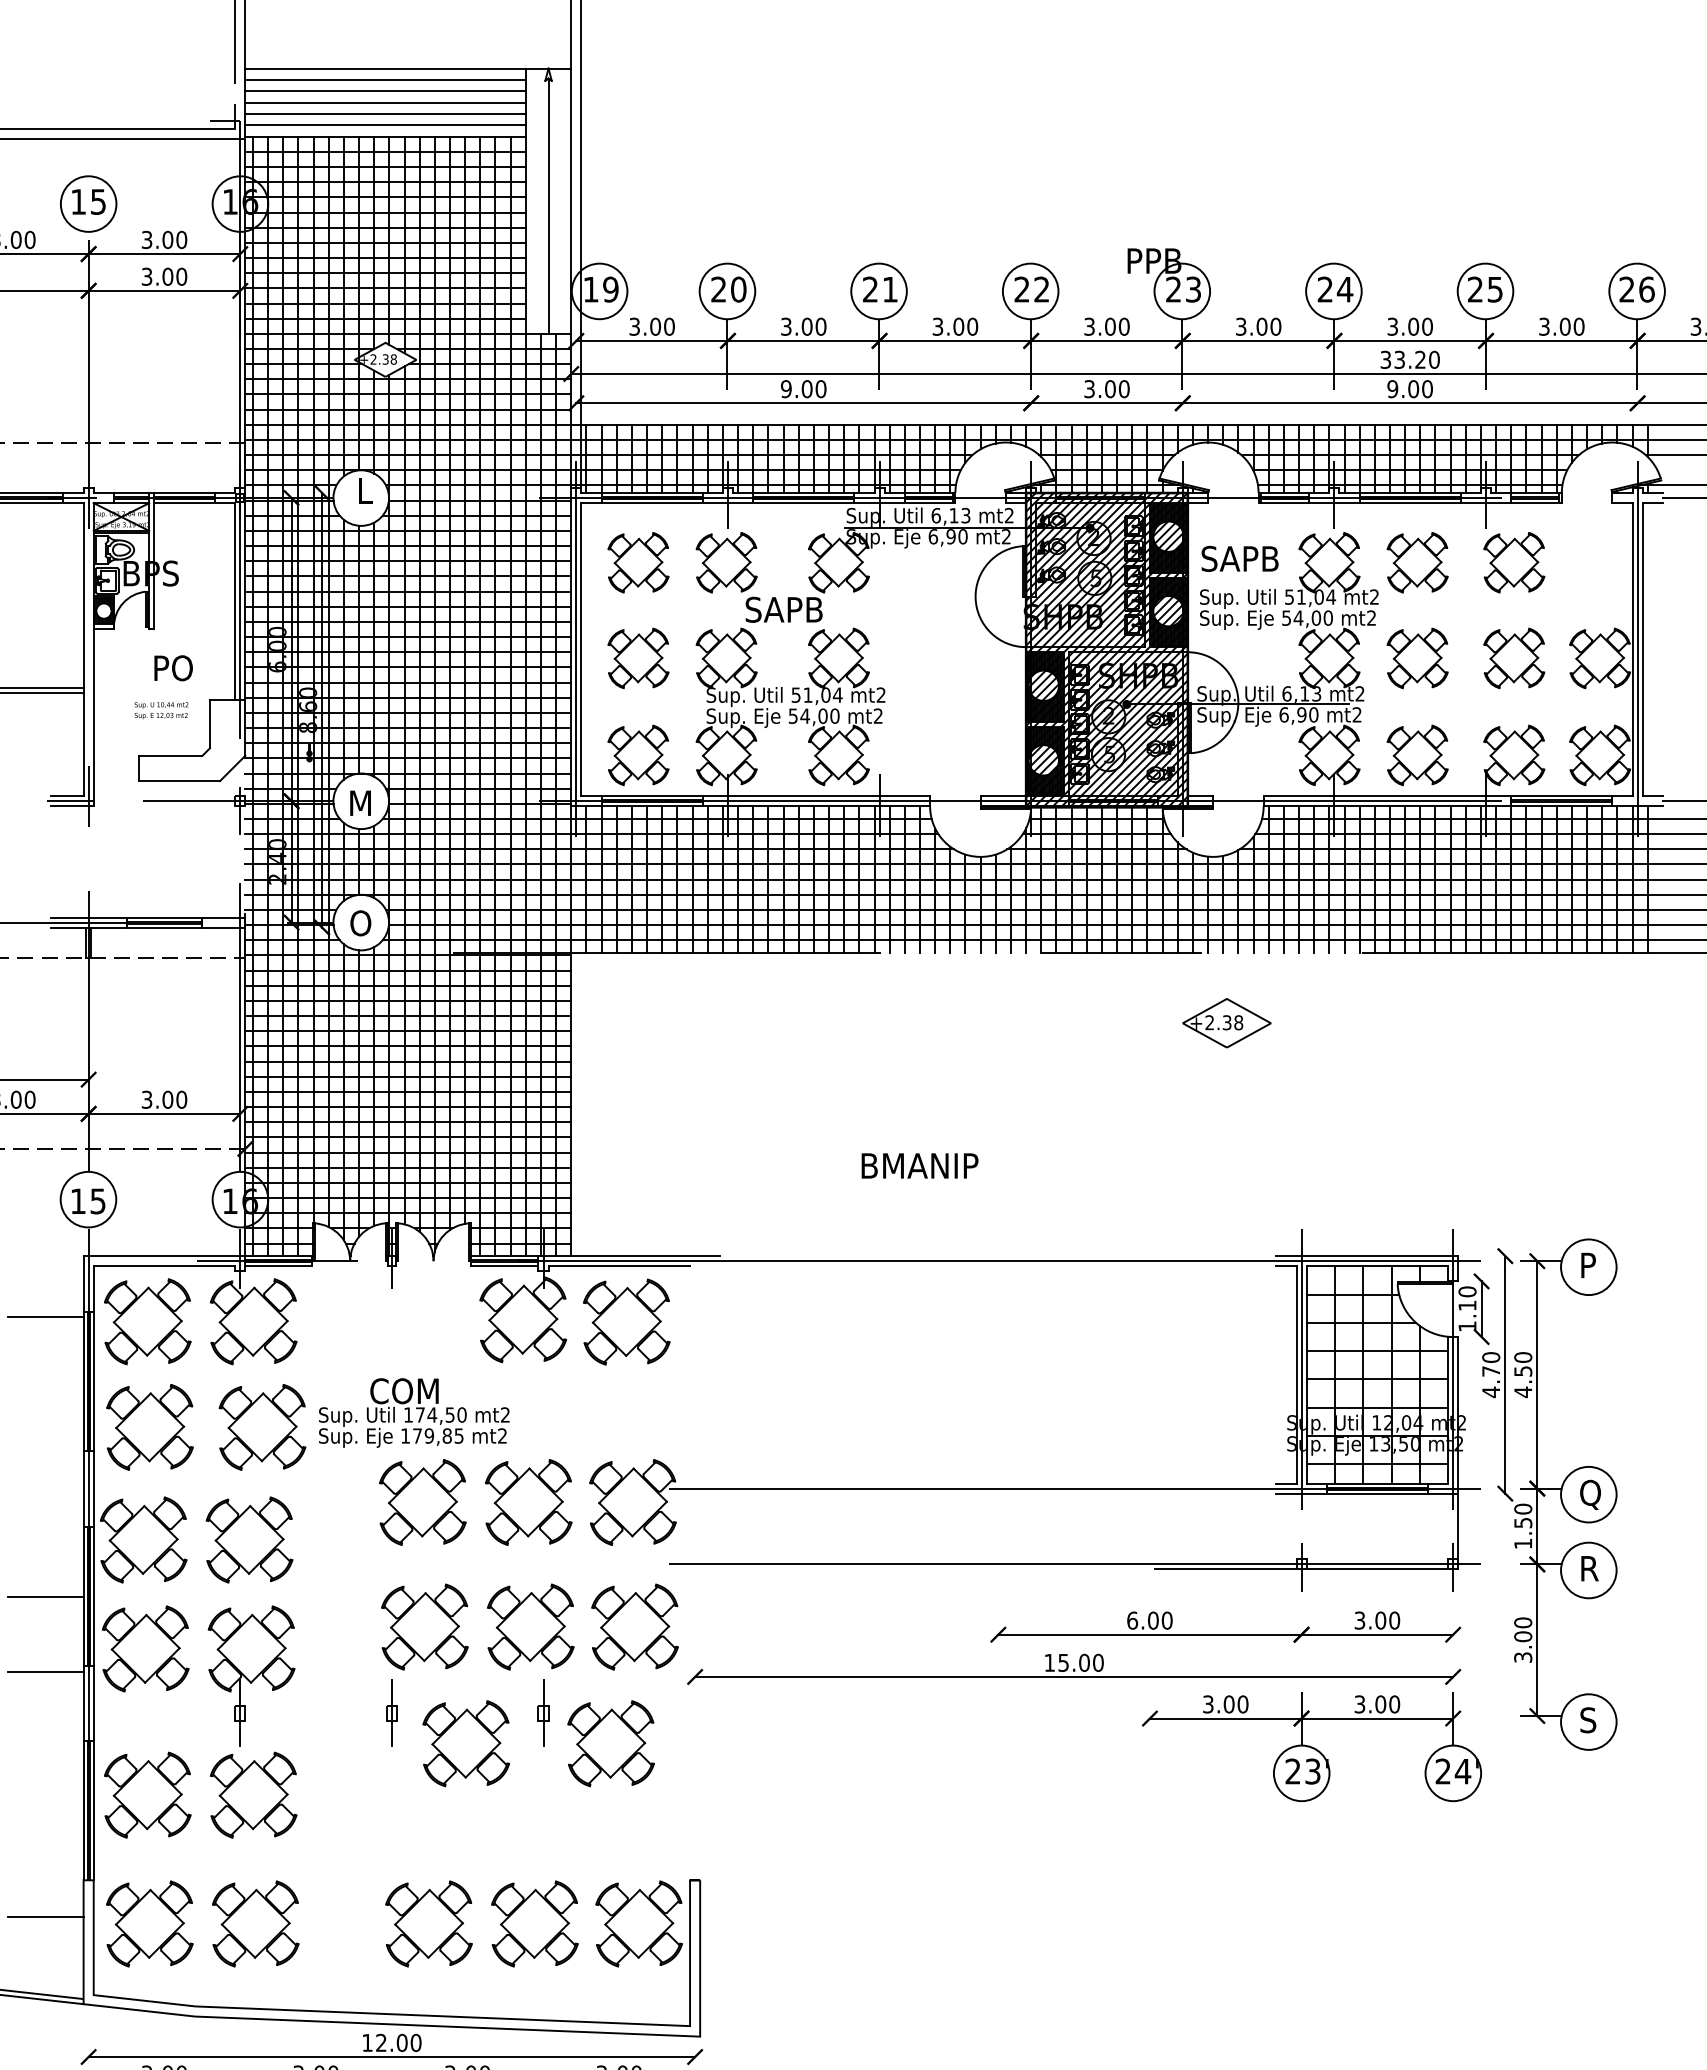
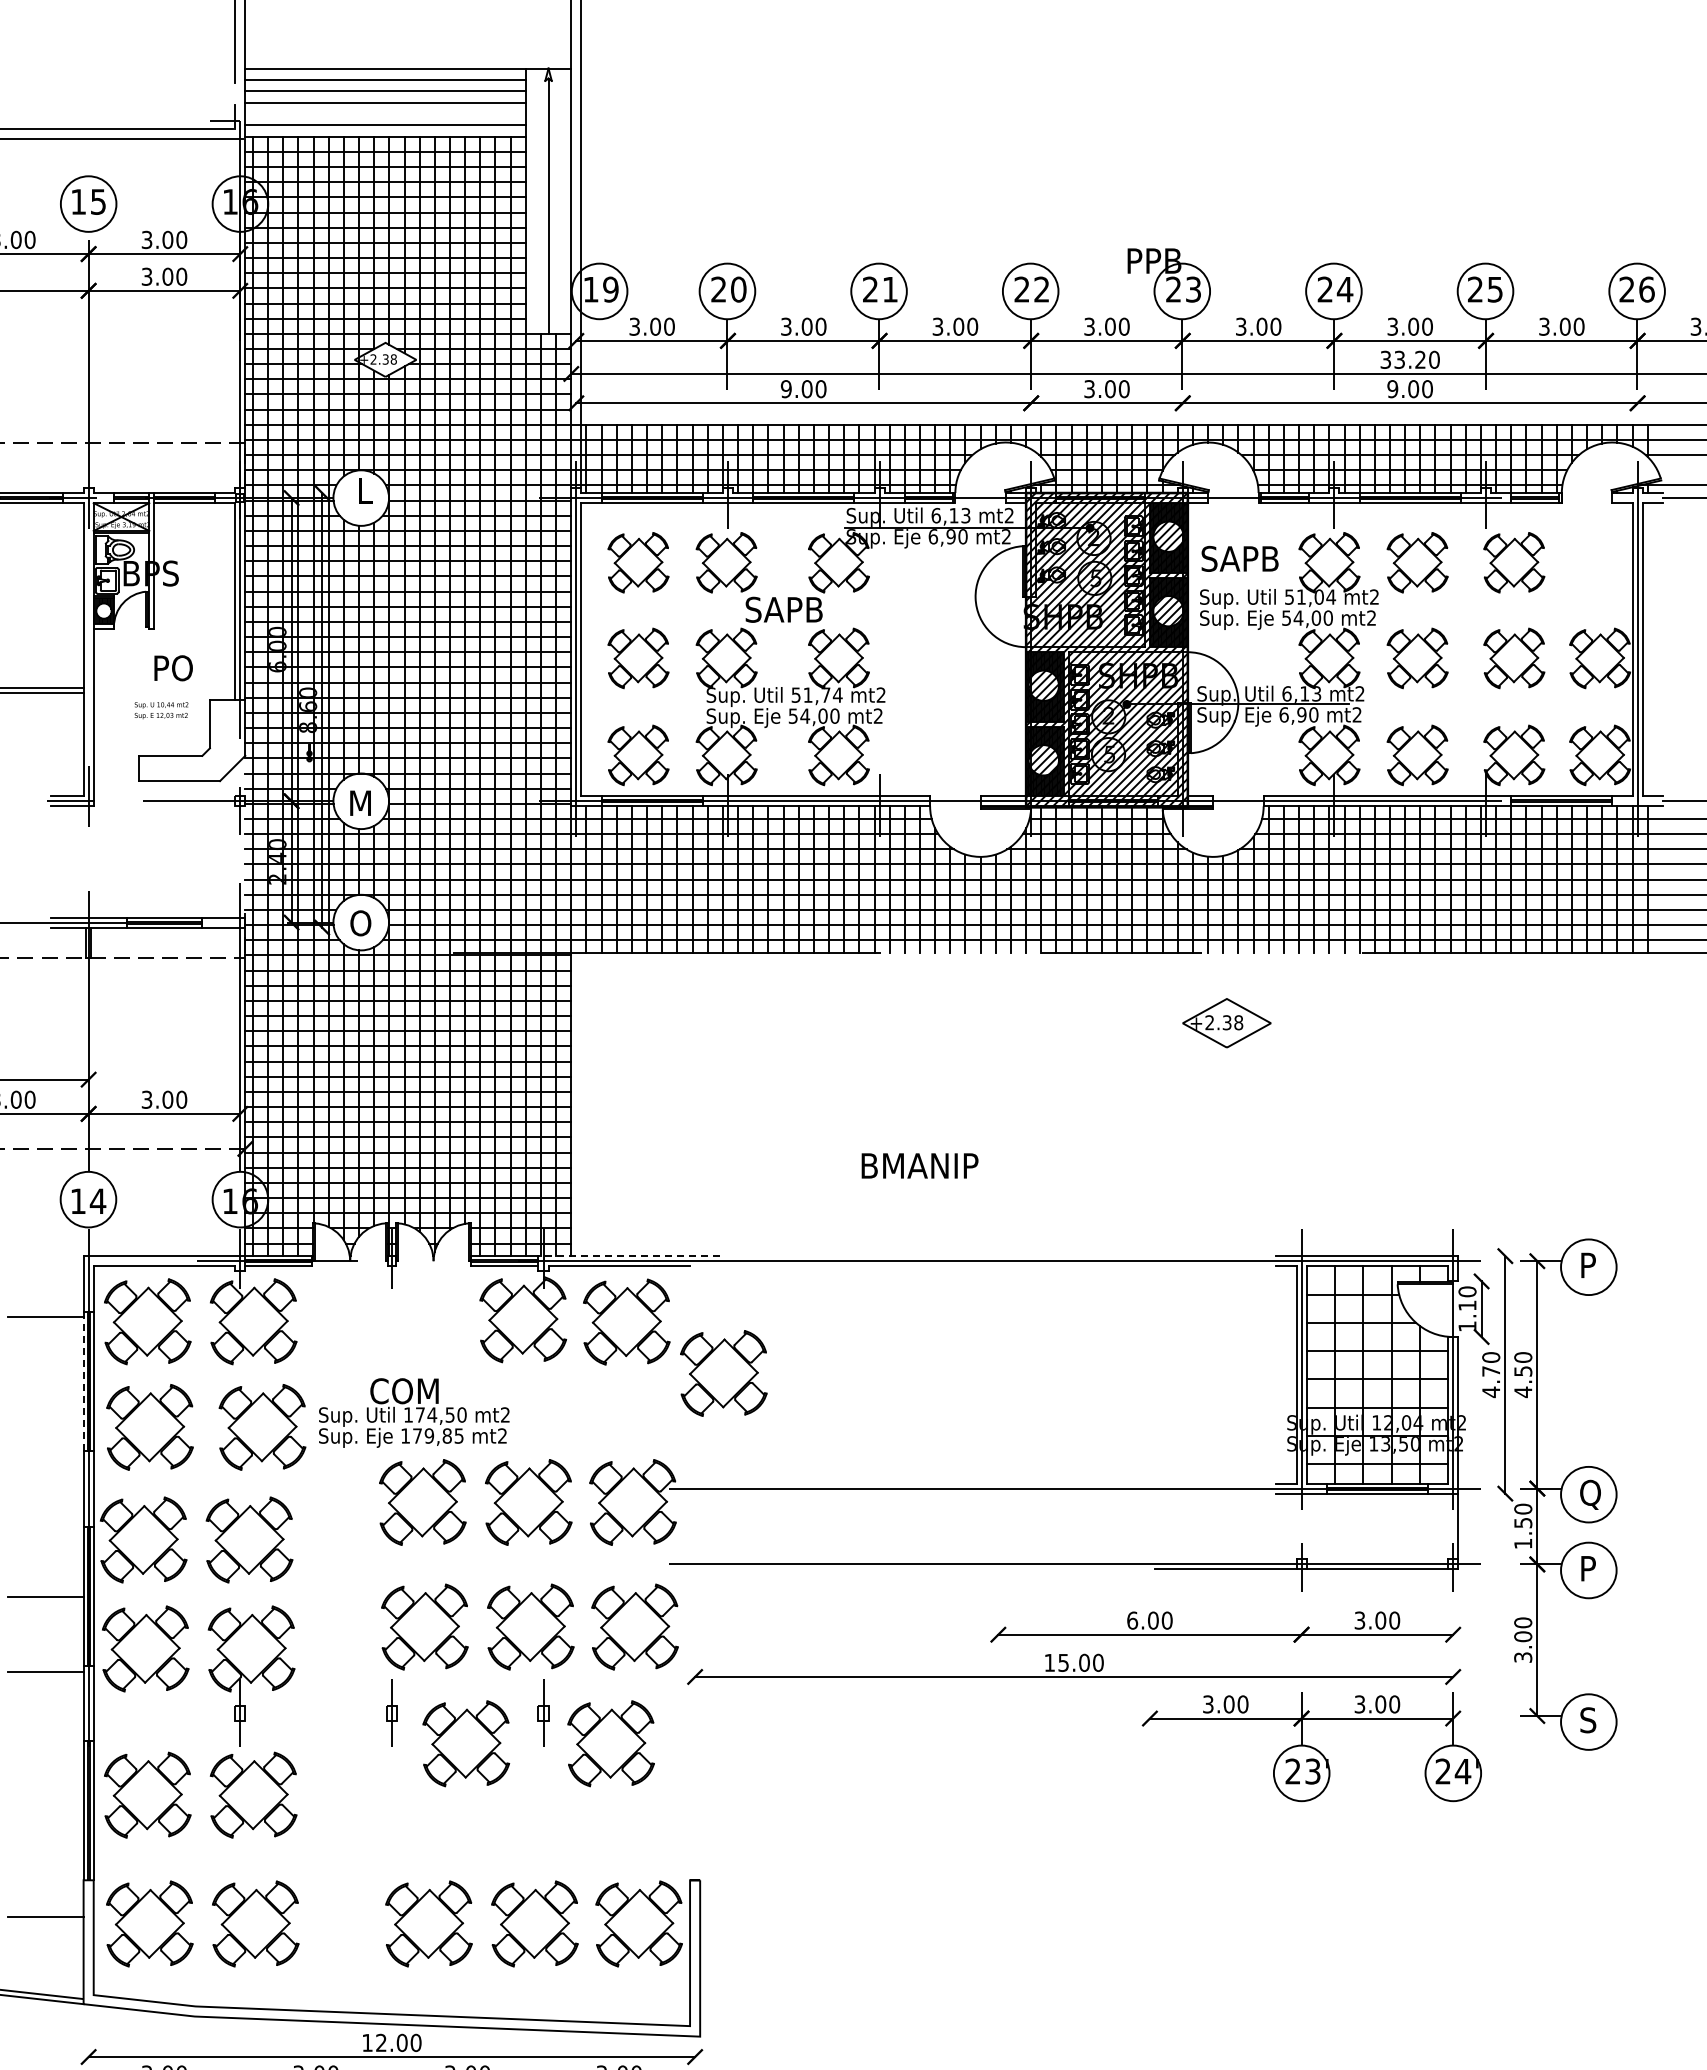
line: present -> none (385, 114)
text: 51,04 -> 51,74 (825, 694)
text: 15 -> 14 (97, 1201)
line: solid -> dashed (629, 1256)
part: none -> present (723, 1373)
line: solid -> dashed (83, 1381)
text: R -> P (1591, 1569)
